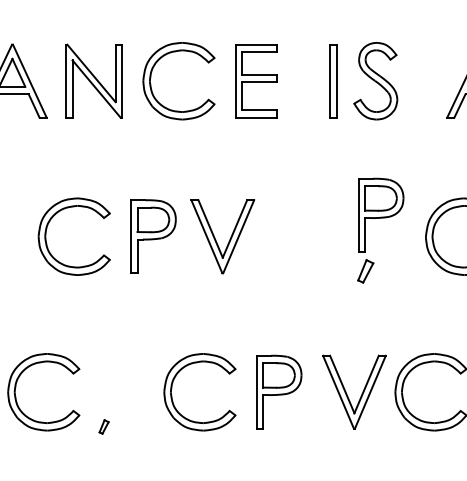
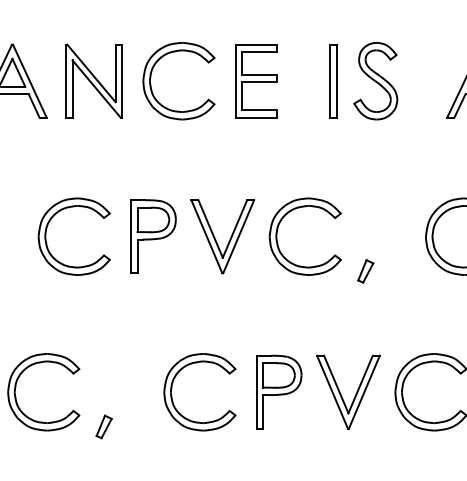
part: present -> none (381, 214)
part: none -> present (278, 229)
part position: (347, 393) -> (341, 393) (341, 393)
part size: 12x16 px -> 18x26 px (103, 426)
